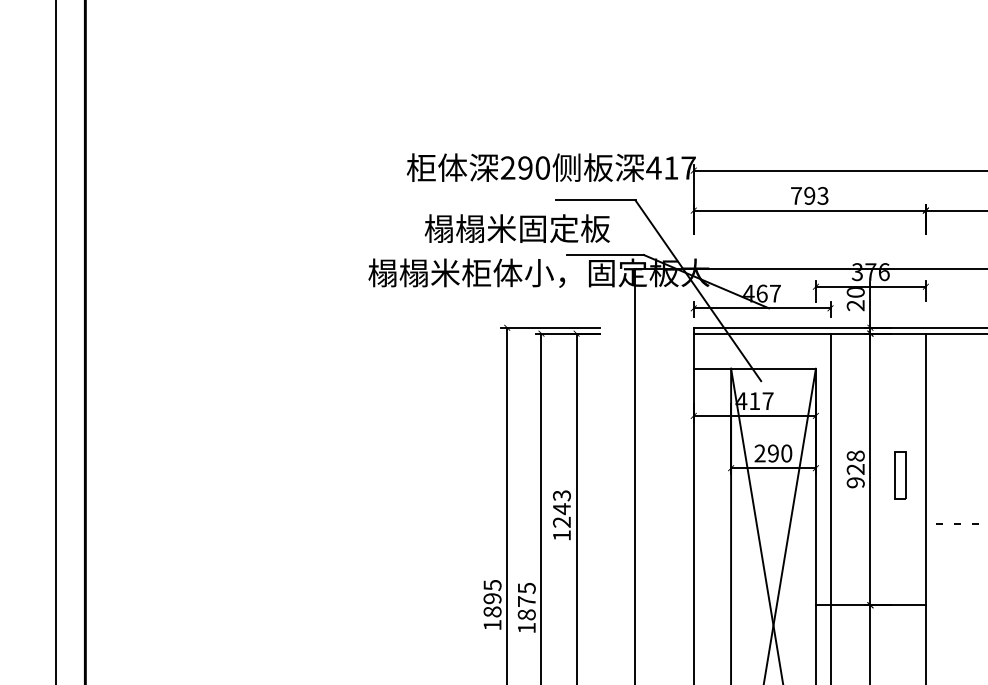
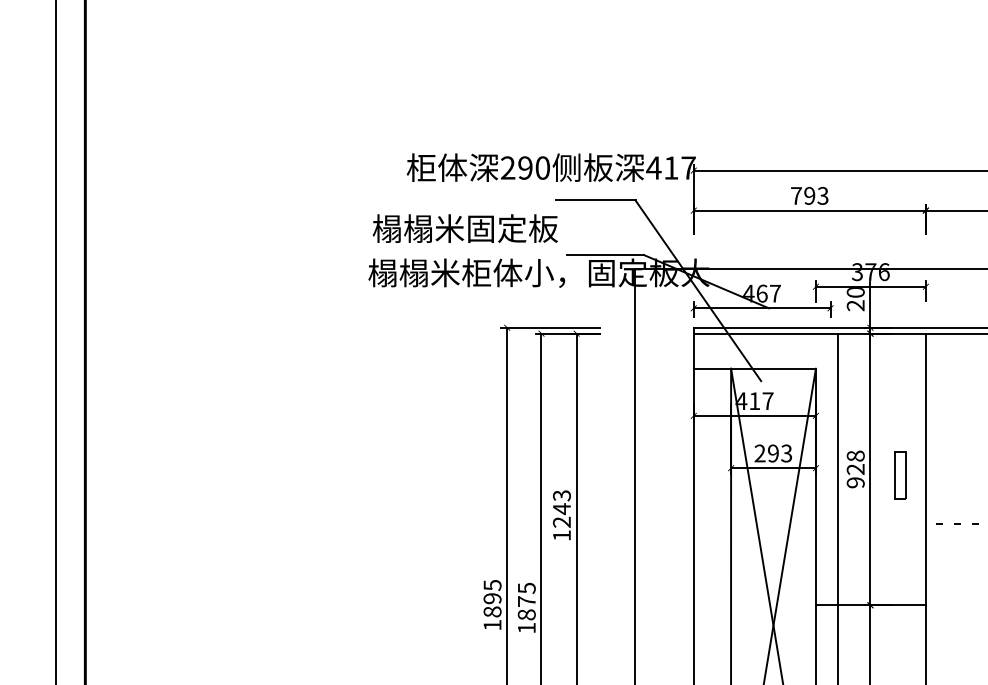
text position: (517, 228) -> (465, 228) (465, 228)
text: 290 -> 293 (786, 453)
line position: (830, 507) -> (837, 507) (837, 507)
